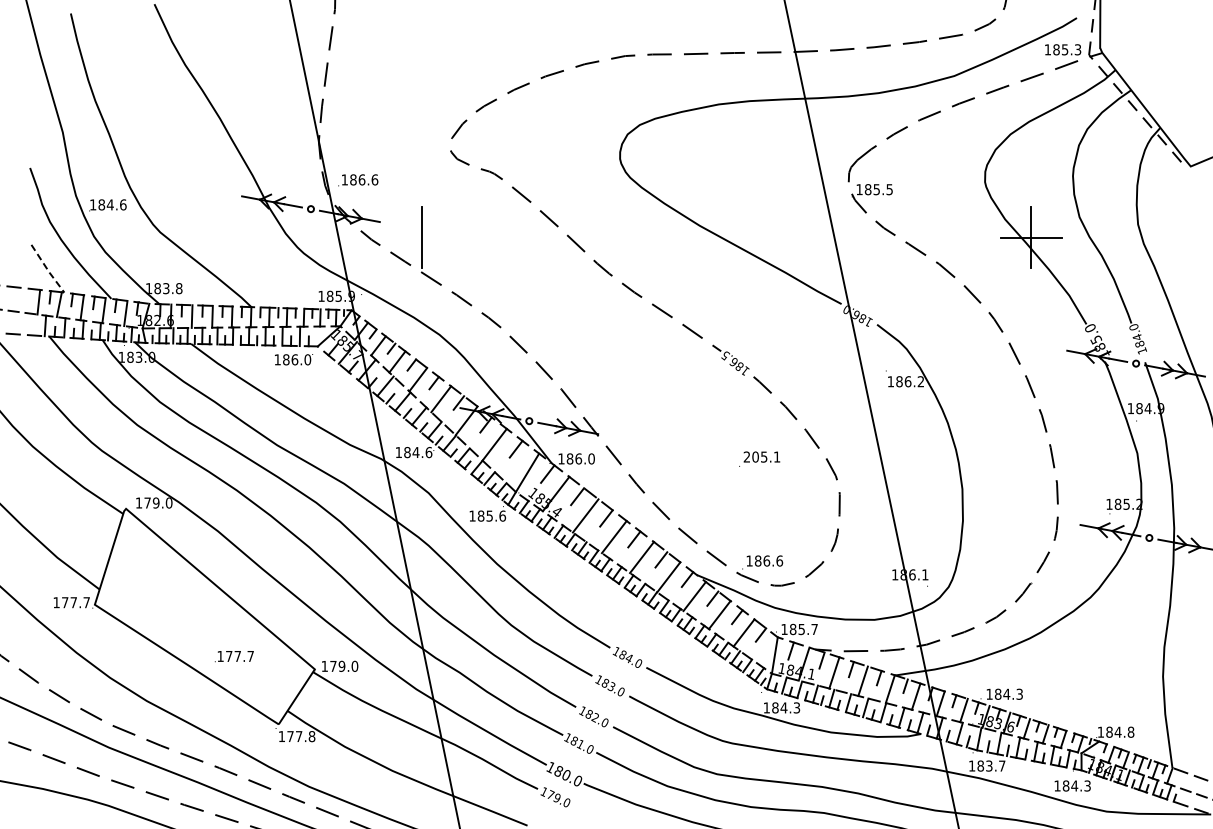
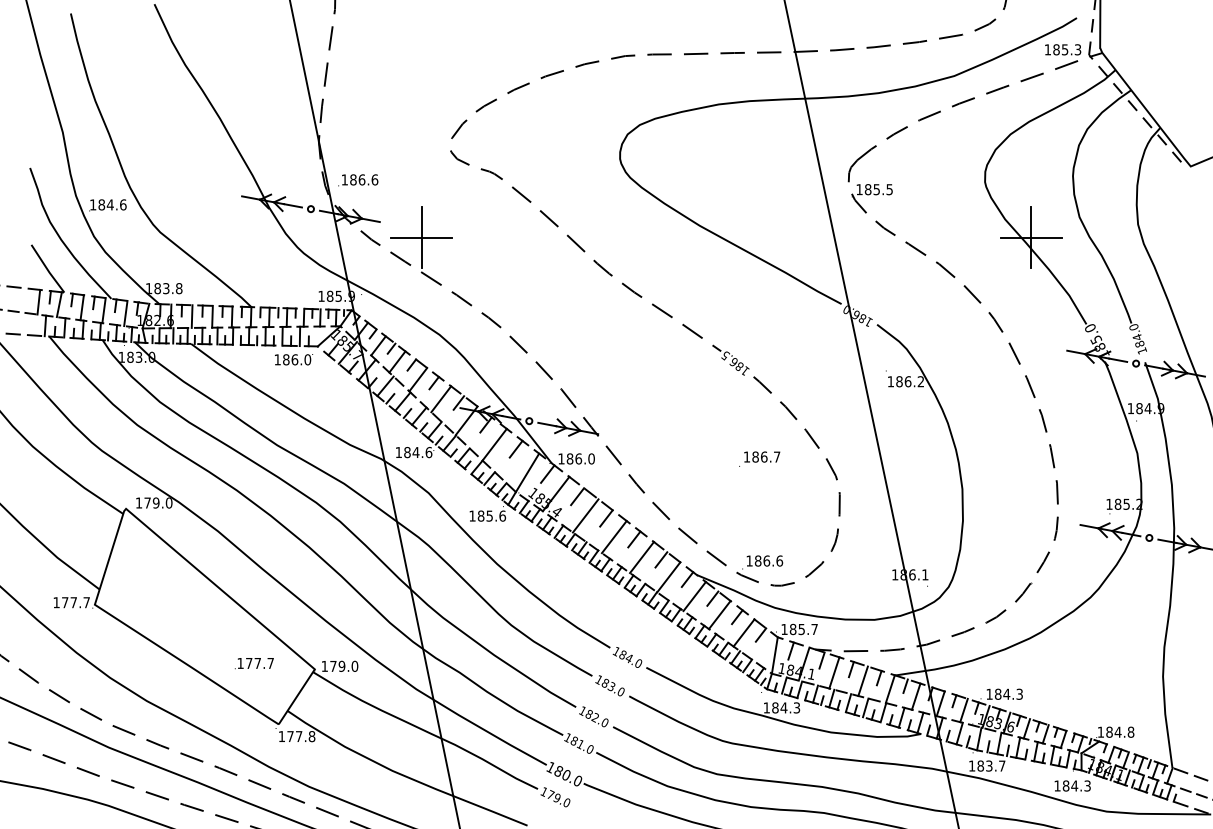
line: none -> present (421, 237)
line: dashed -> solid (47, 269)
text: 205.1 -> 186.7 (761, 456)
text position: (233, 656) -> (253, 663) (253, 663)
